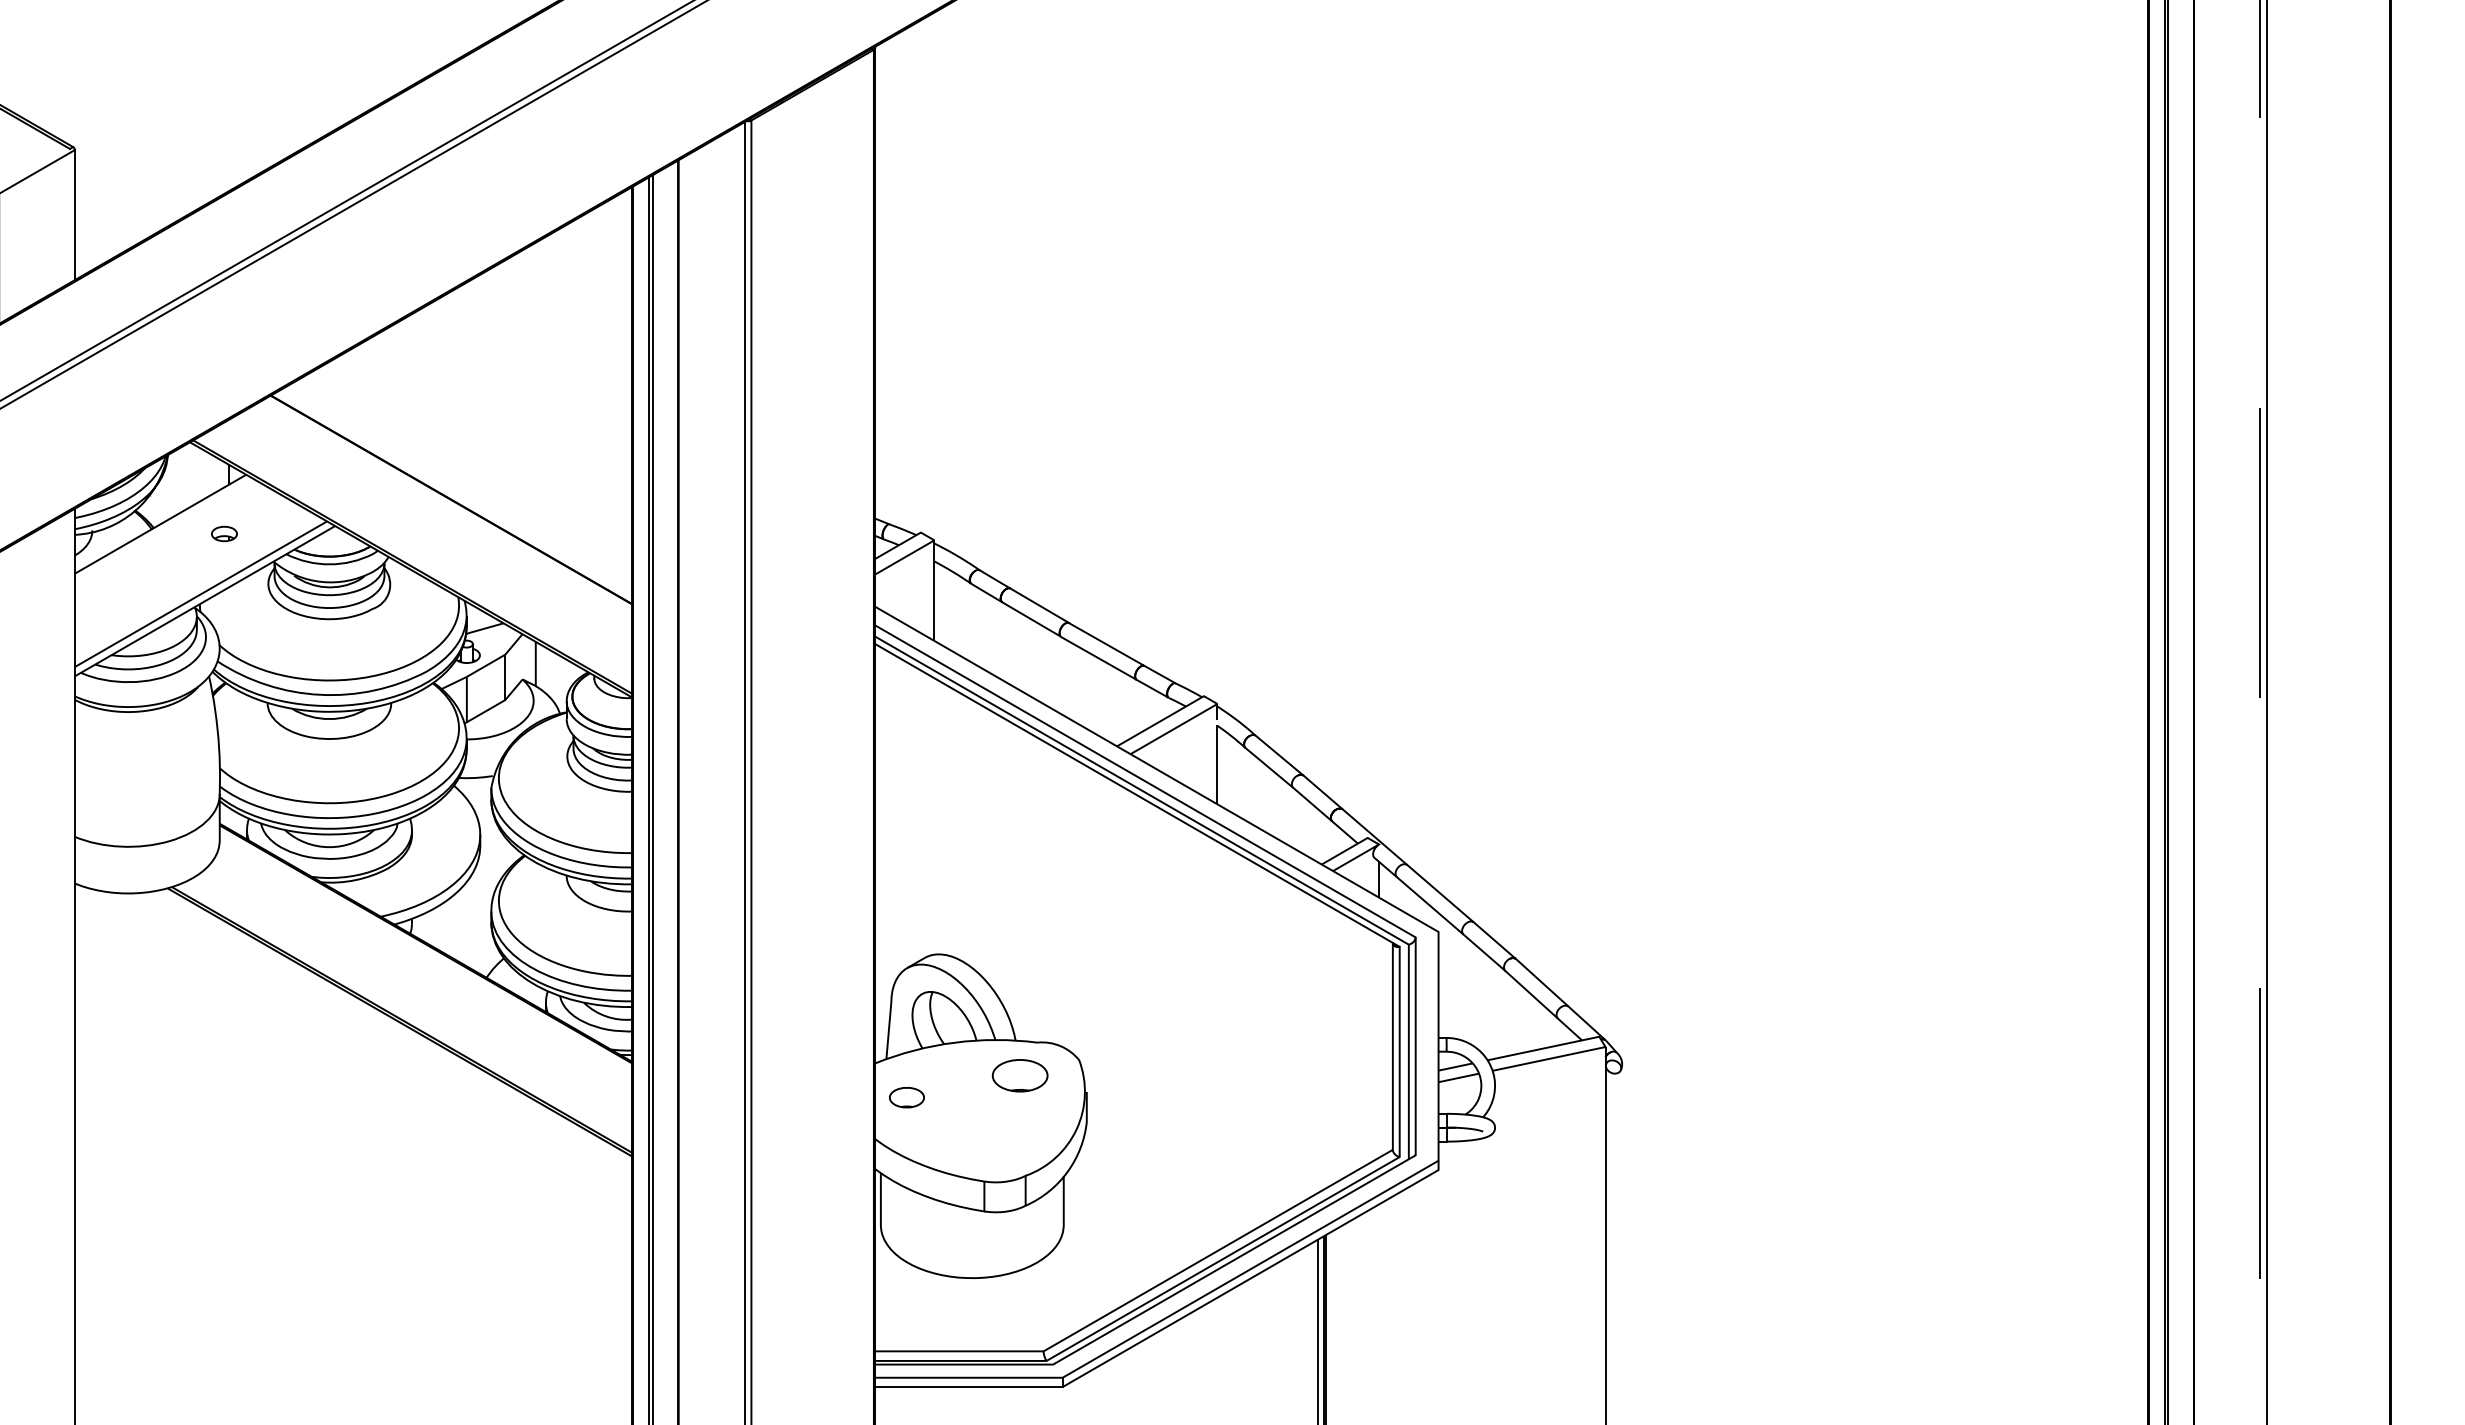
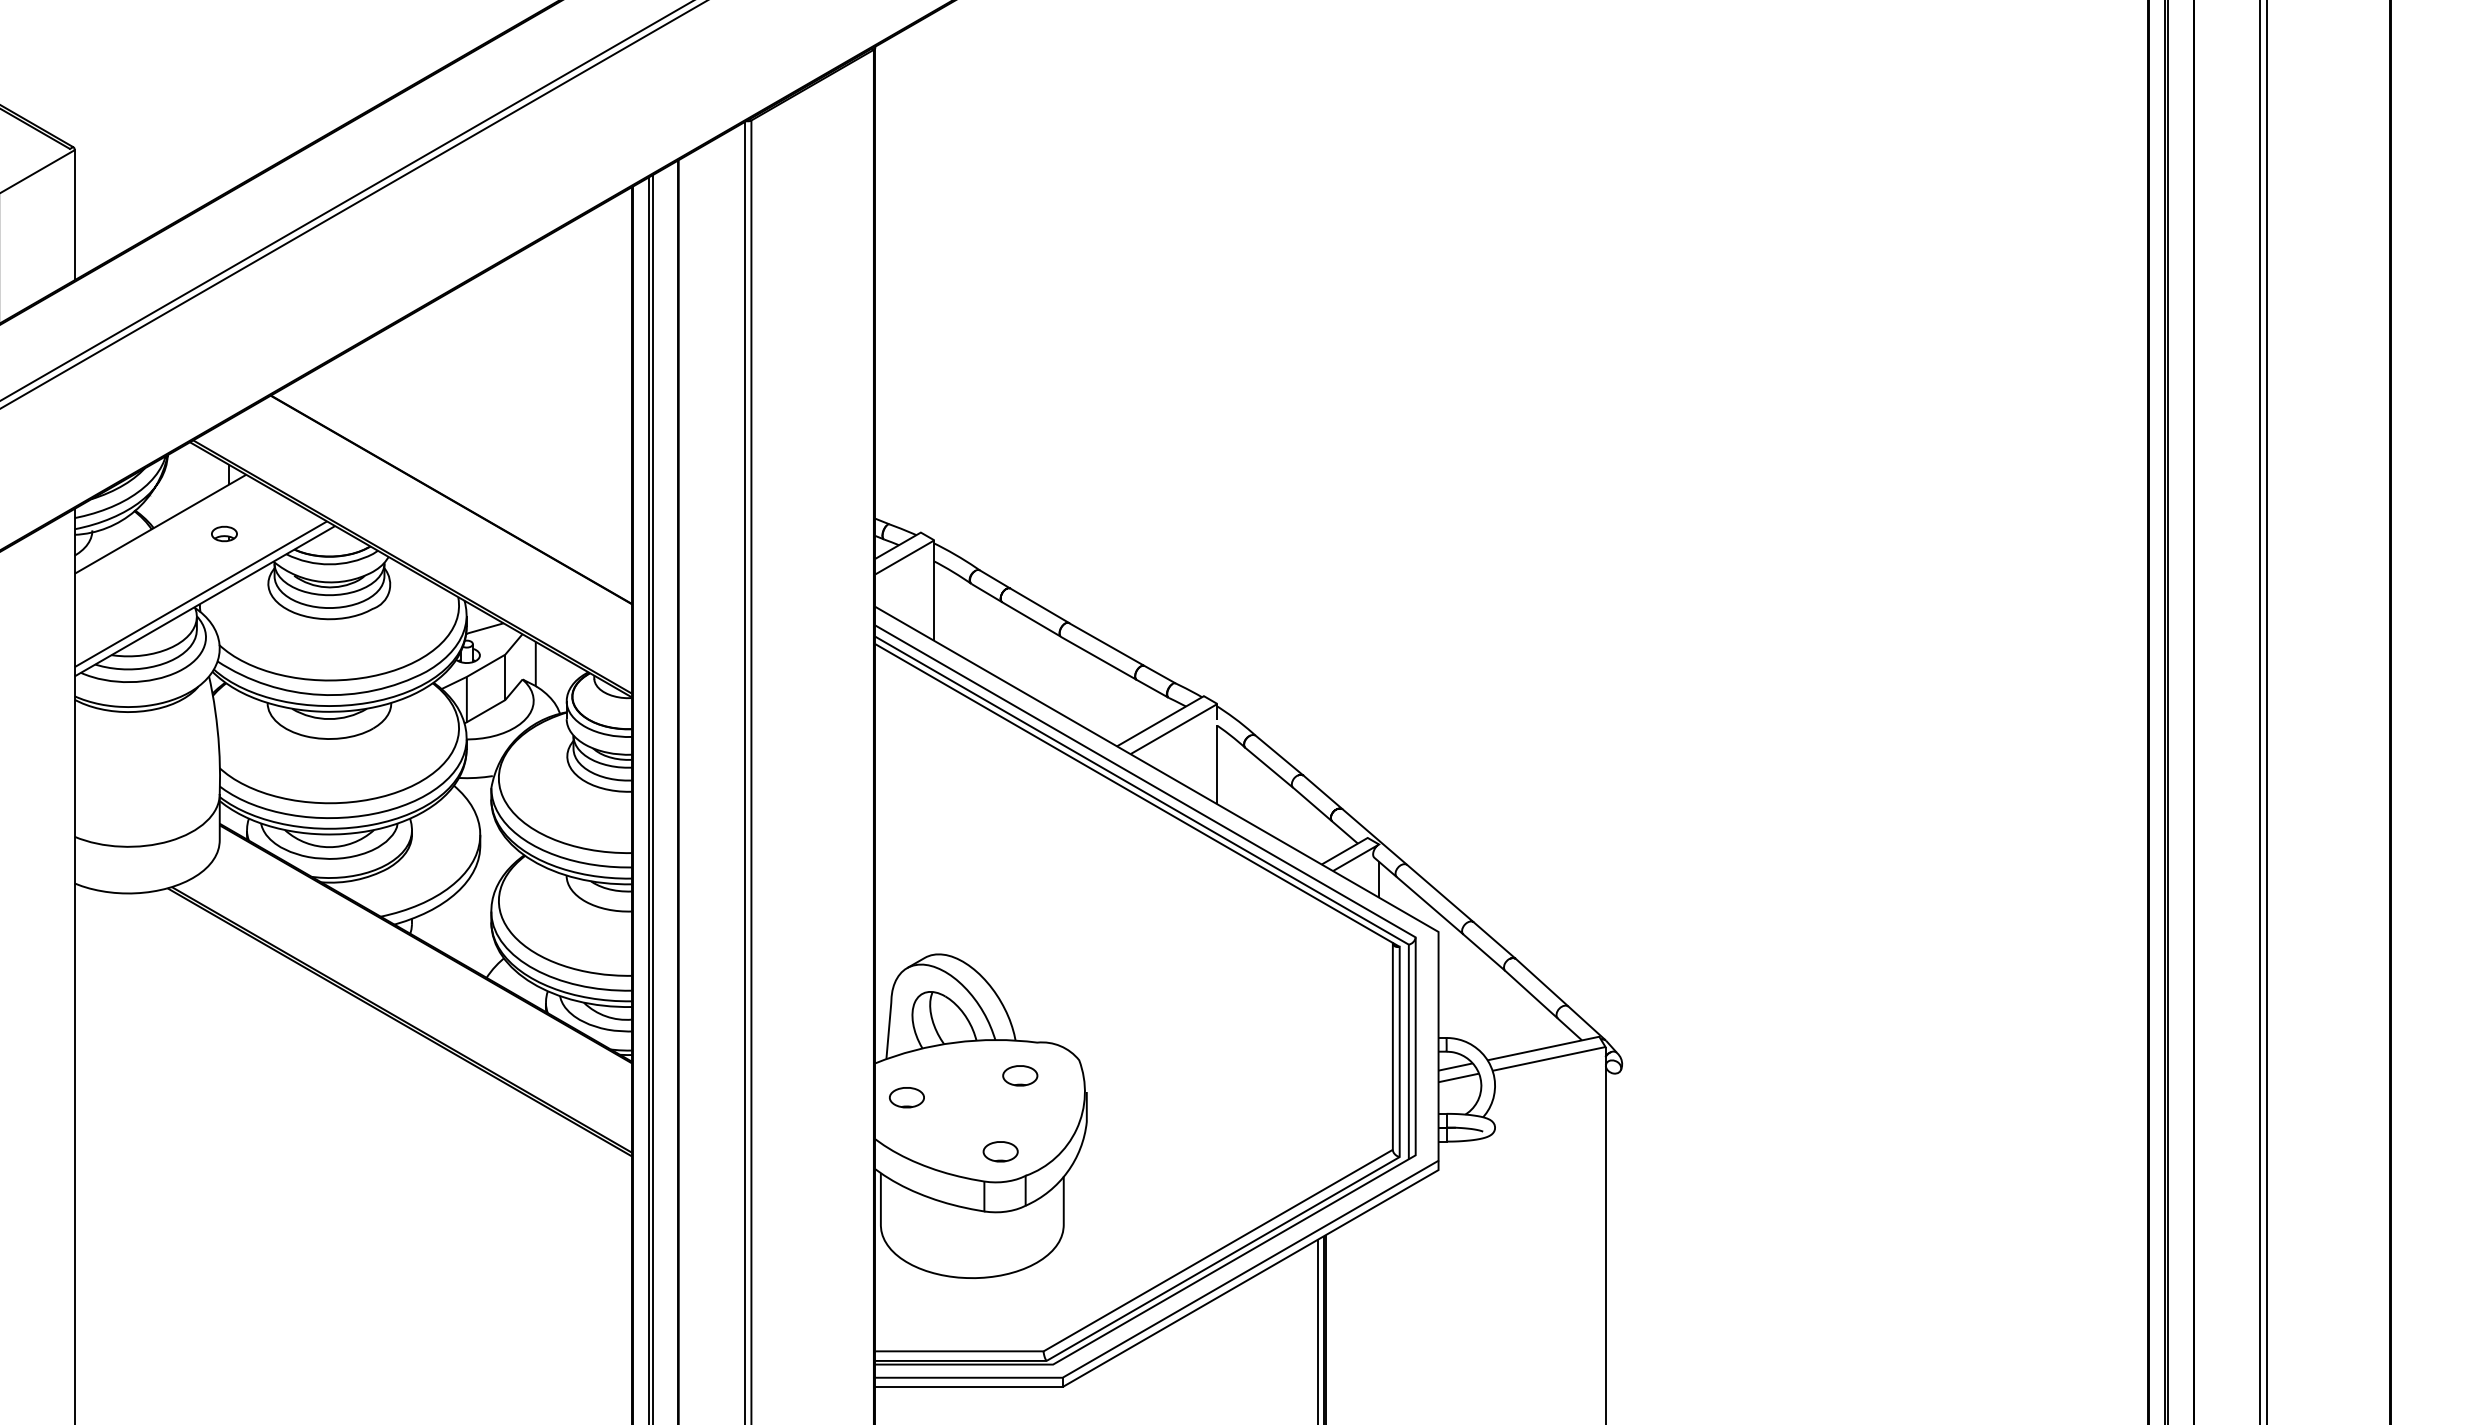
line: dashed -> solid (2260, 712)
part size: 58x34 px -> 37x22 px (1020, 1075)
part: none -> present (1000, 1151)
